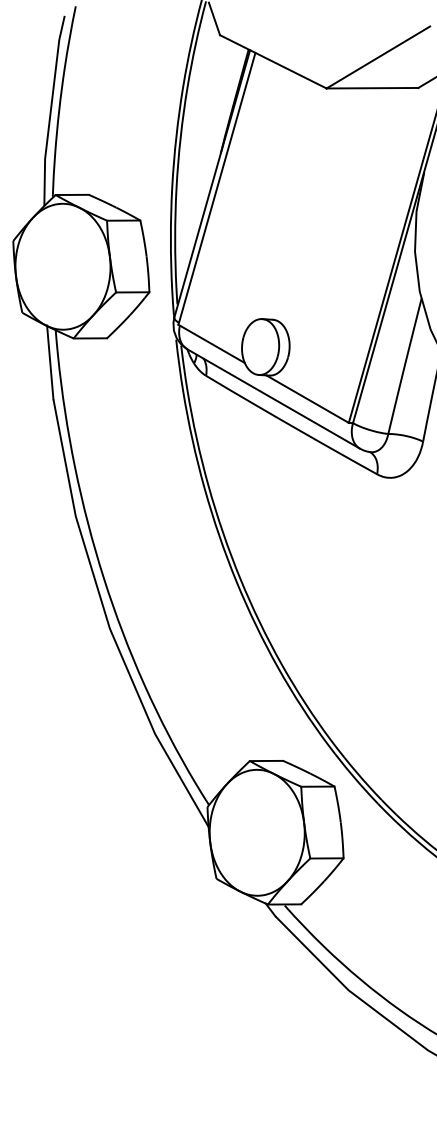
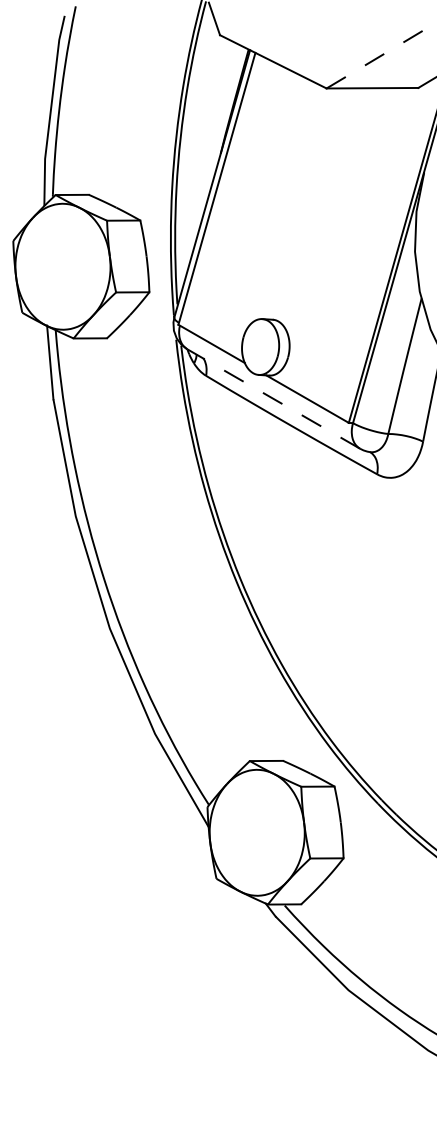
line: solid -> dashed (378, 57)
line: solid -> dashed (273, 398)
